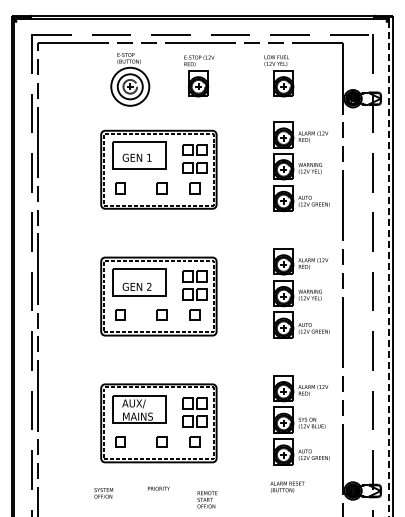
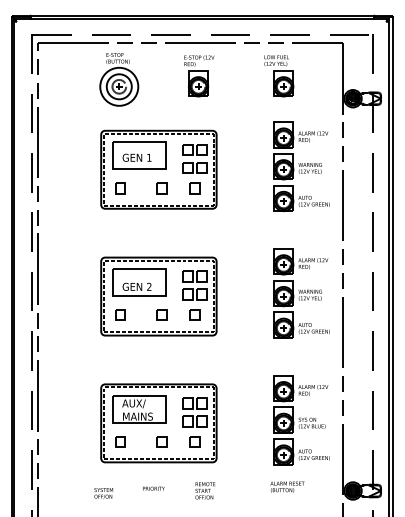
part position: (130, 79) -> (119, 79) (119, 79)
line: dashed -> solid (388, 268)
text position: (158, 488) -> (153, 488) (153, 488)
text position: (207, 499) -> (205, 490) (205, 490)
